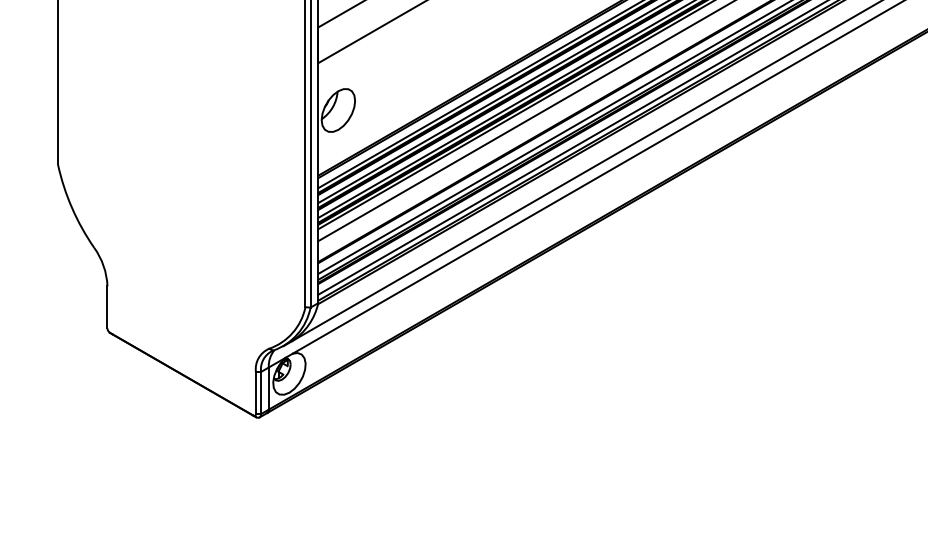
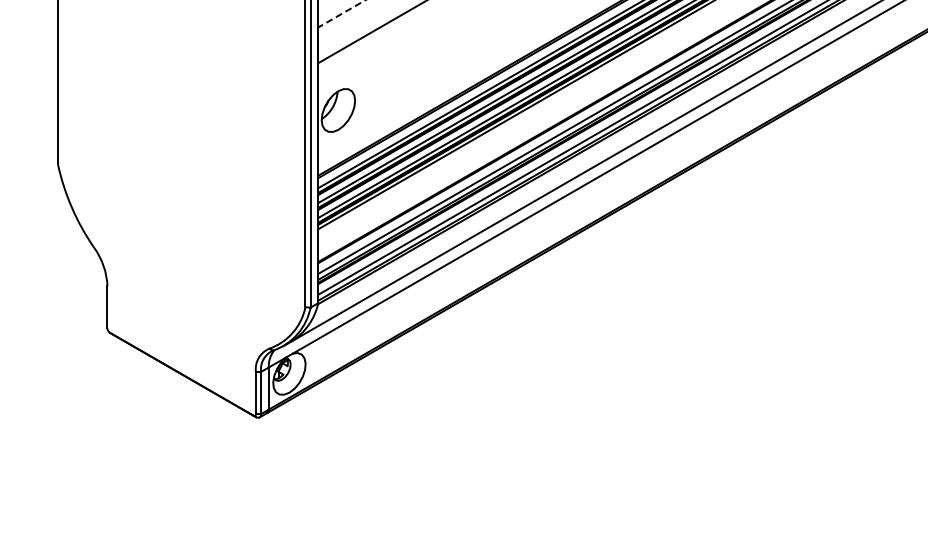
line: solid -> dashed (341, 13)
line: present -> none (525, 121)
